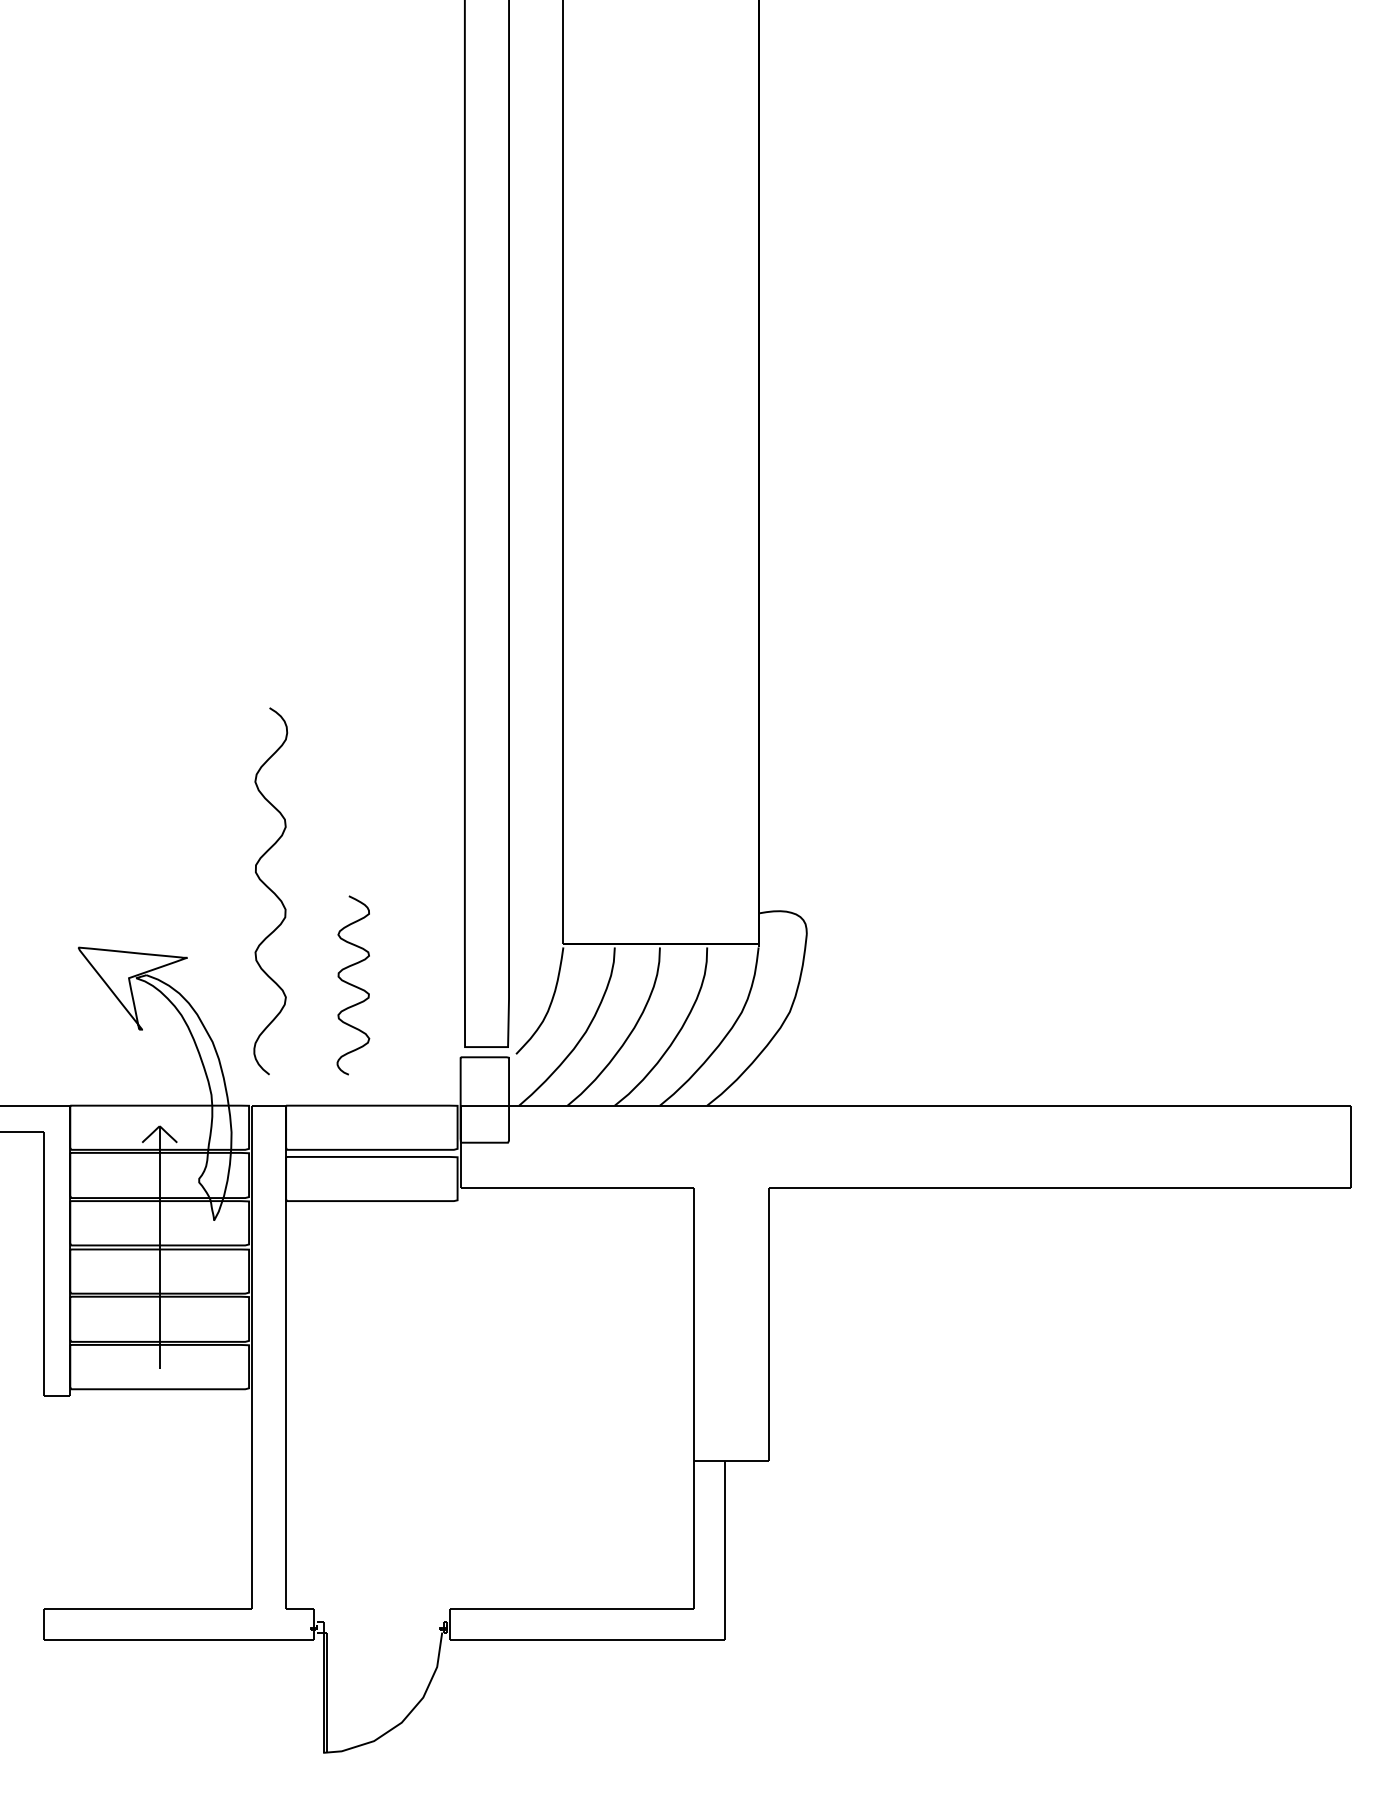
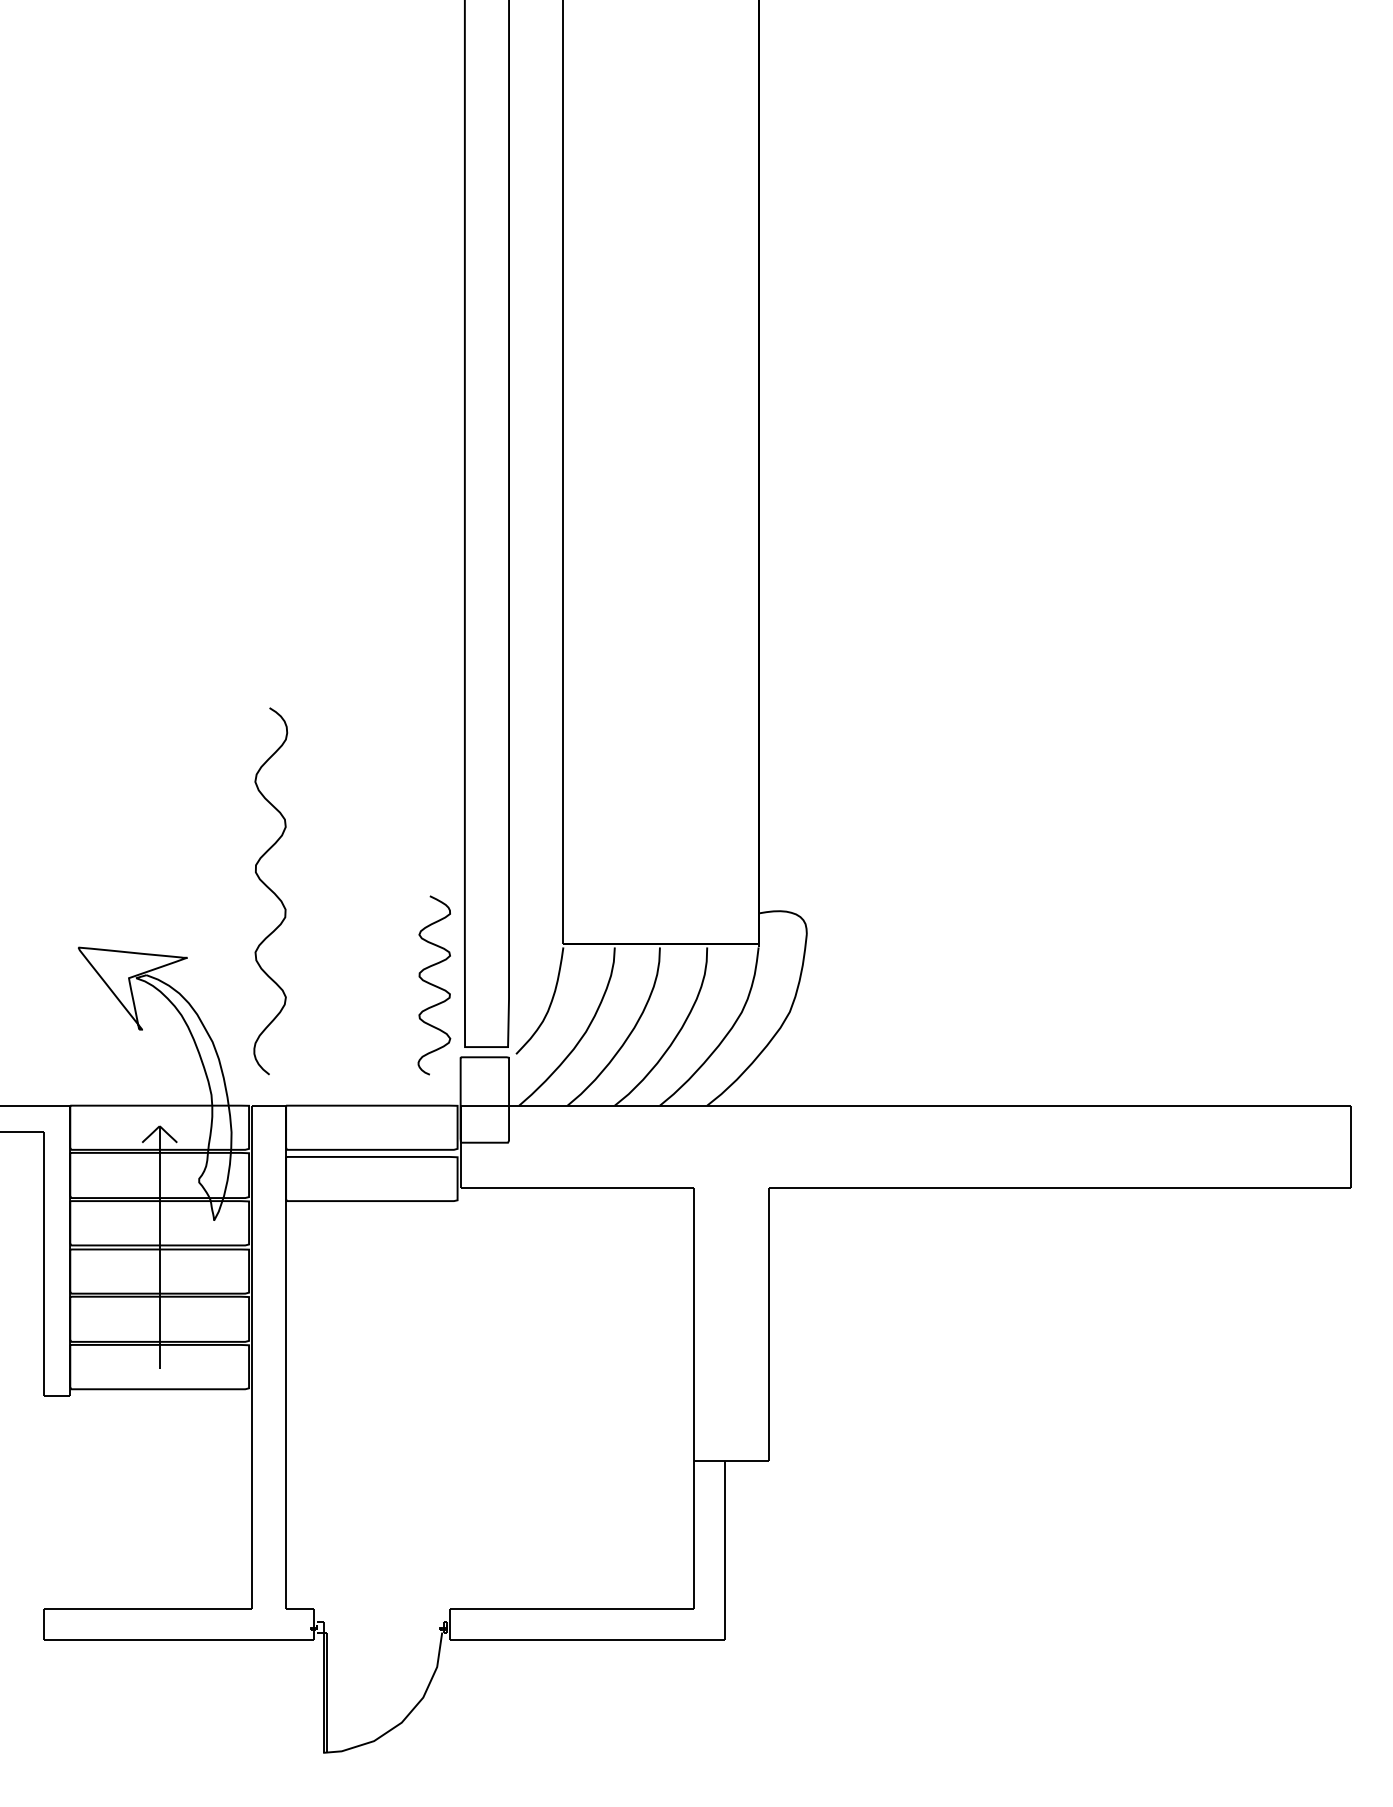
curve position: (353, 985) -> (434, 985) (434, 985)
